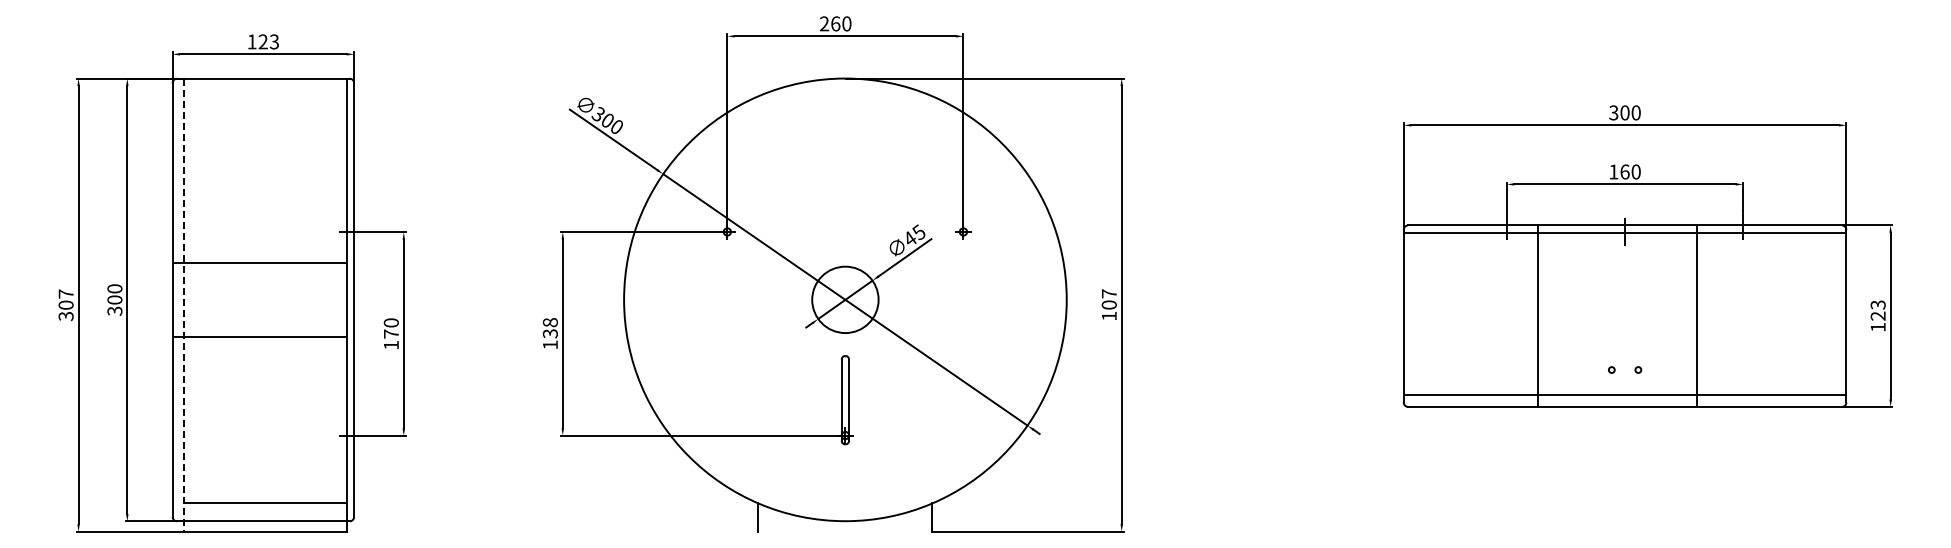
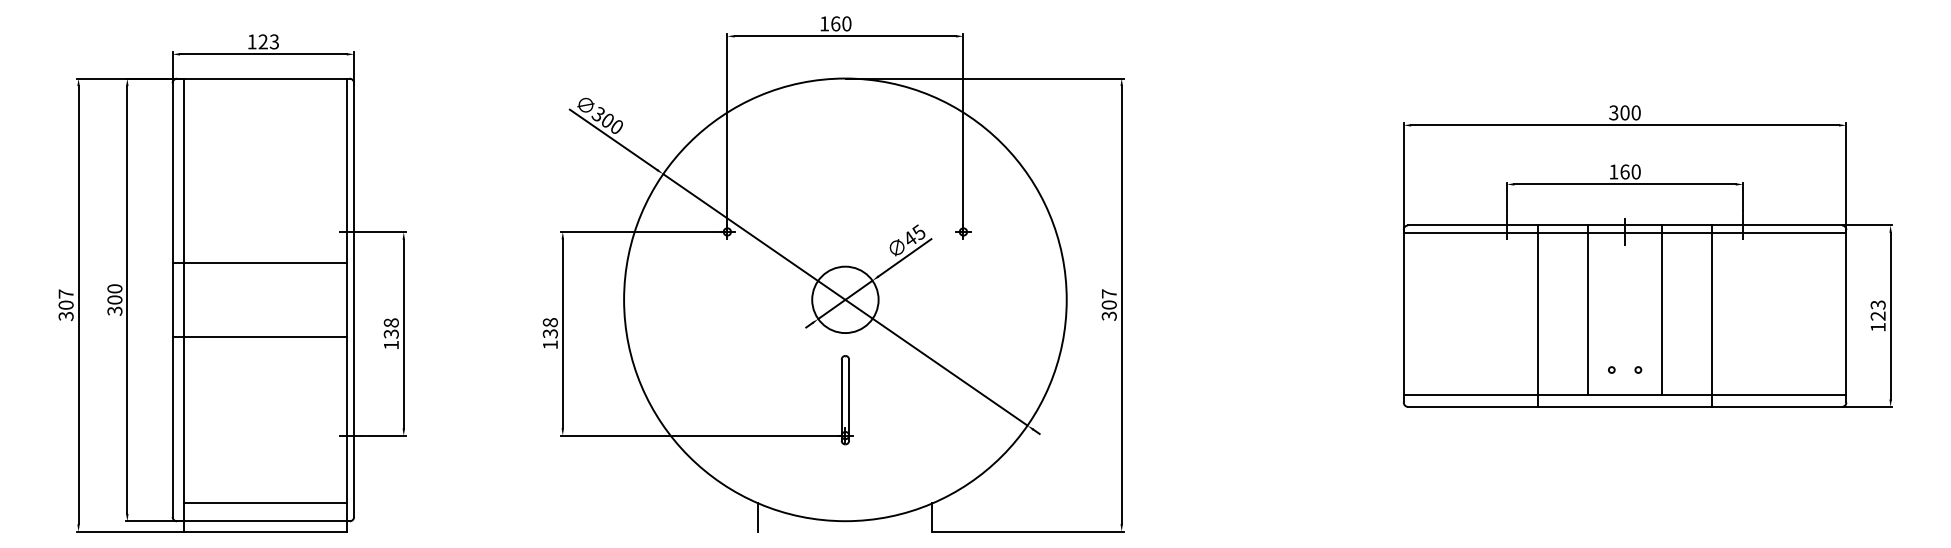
text: 260 -> 160 (824, 23)
line: dashed -> solid (184, 305)
line: none -> present (1588, 310)
line: none -> present (1661, 310)
text: 107 -> 307 (1108, 315)
line position: (1697, 315) -> (1712, 315) (1712, 315)
text: 170 -> 138 (390, 328)
